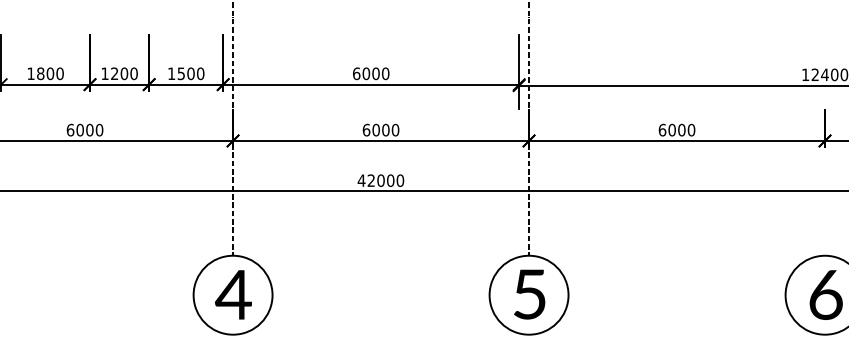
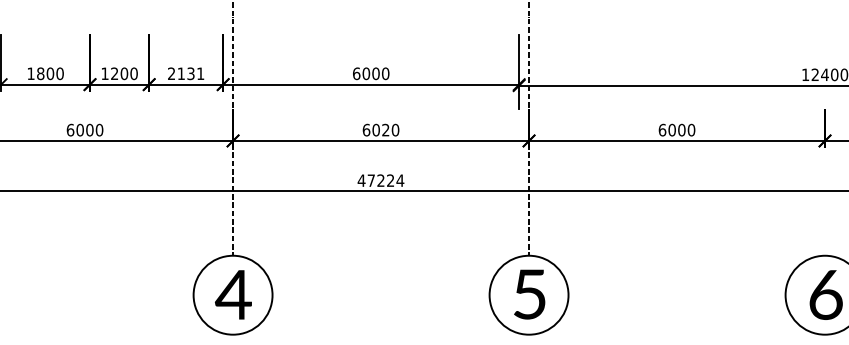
text: 1500 -> 2131 (186, 73)
text: 6000 -> 6020 (385, 129)
text: 42000 -> 47224 (385, 180)
